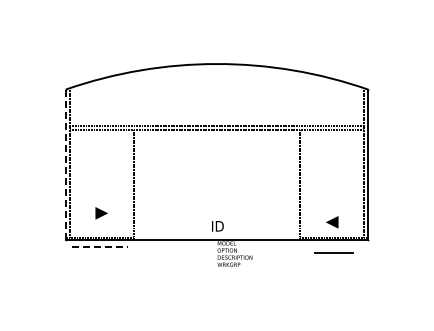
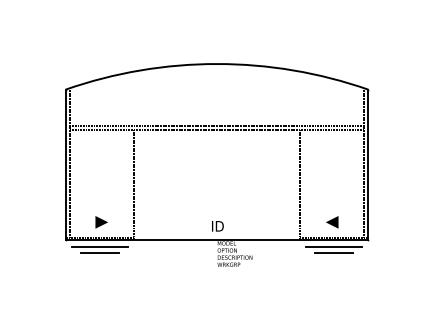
line: dashed -> solid (65, 165)
line position: (101, 213) -> (101, 222) (101, 222)
line: dashed -> solid (99, 246)
line: none -> present (333, 246)
line: none -> present (99, 253)
